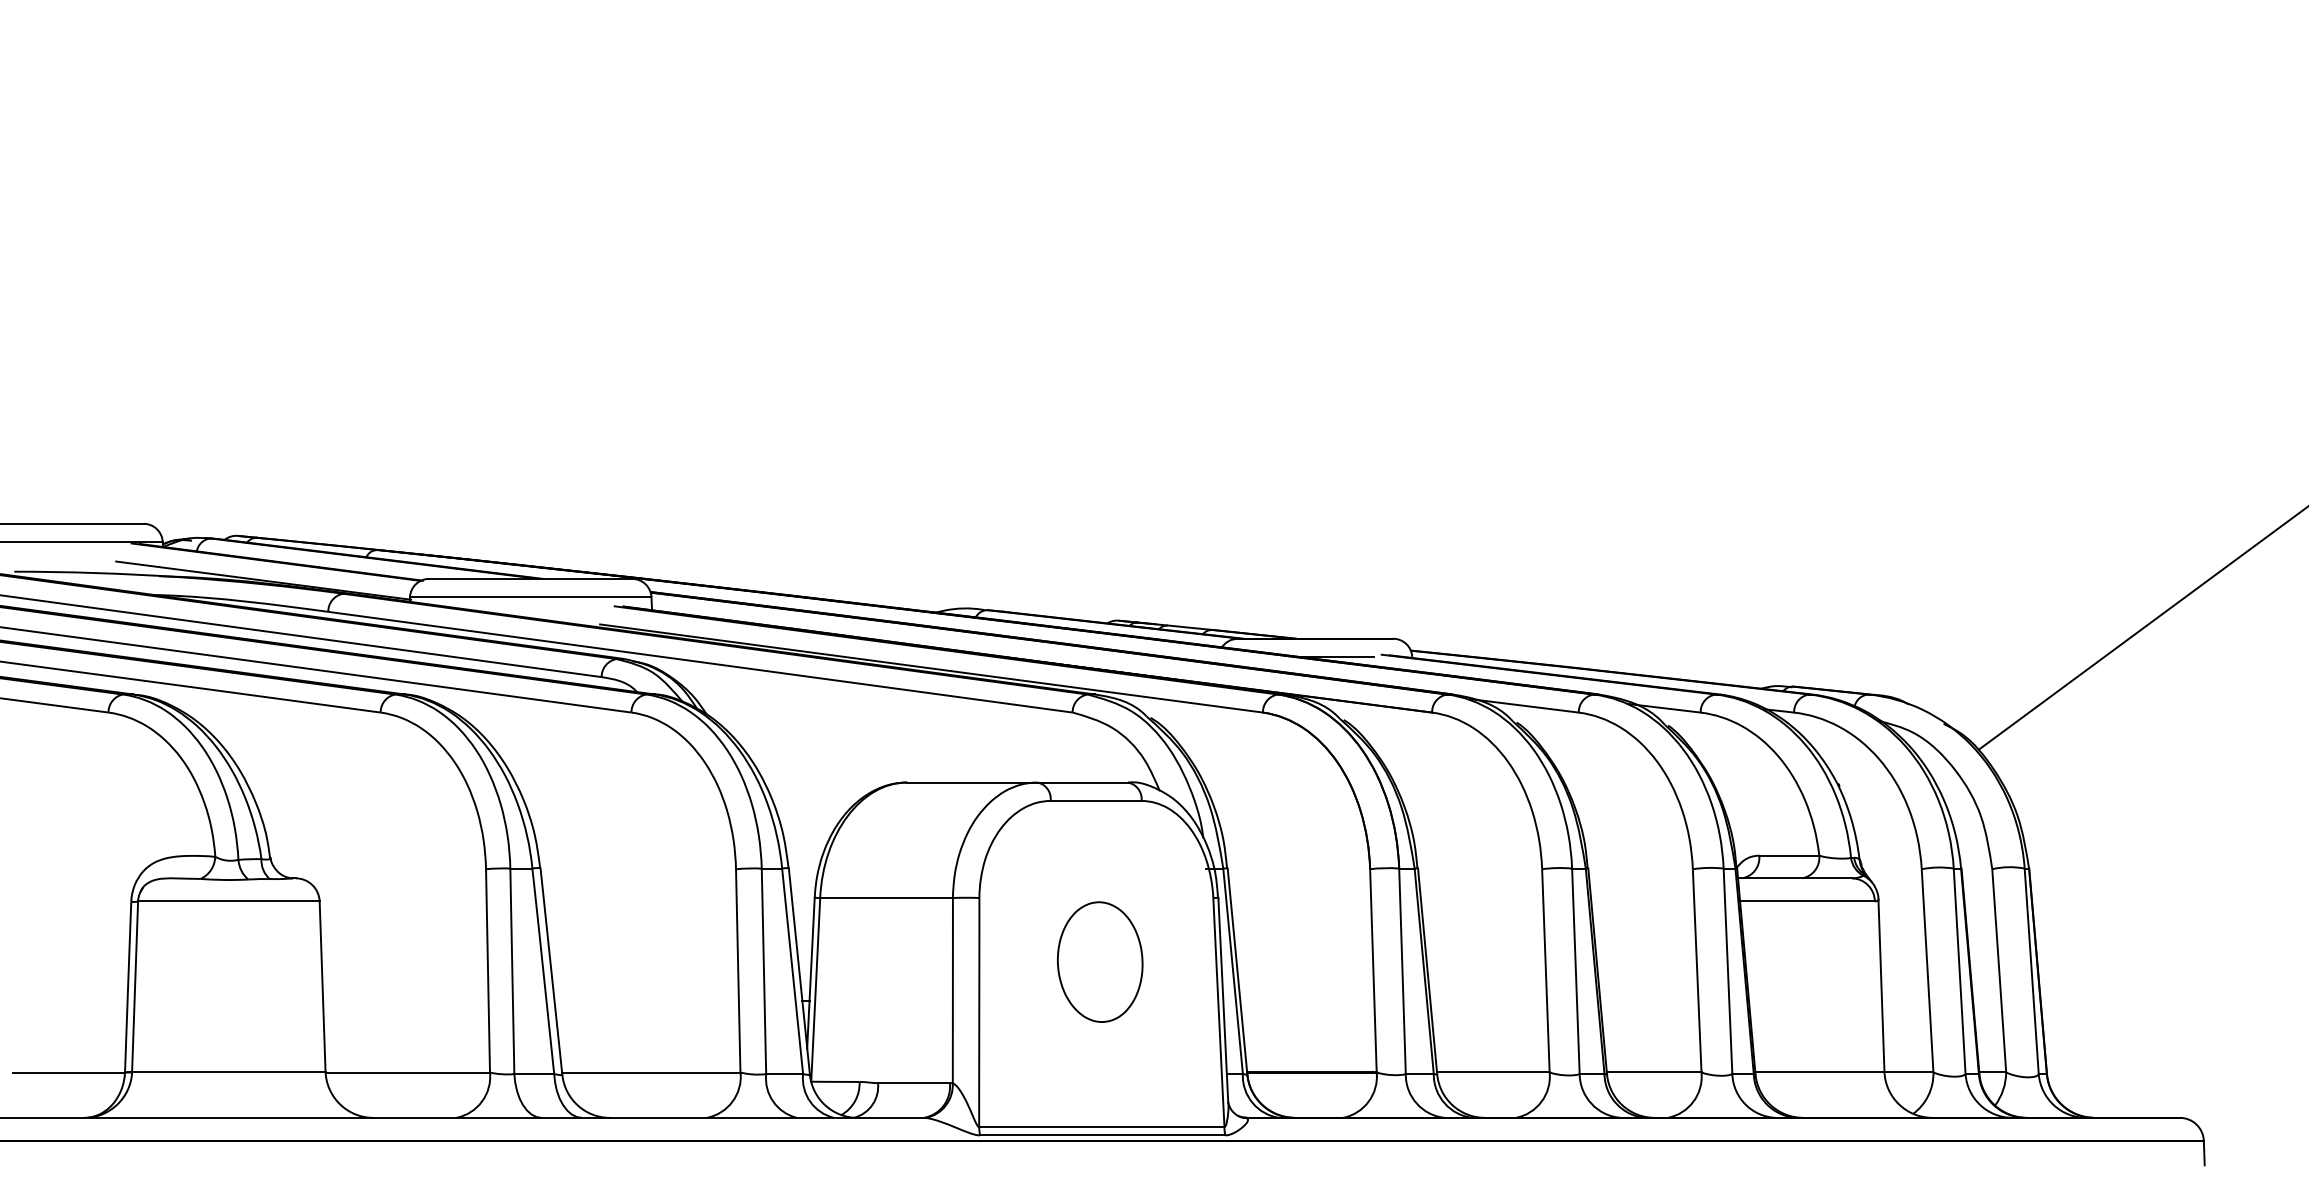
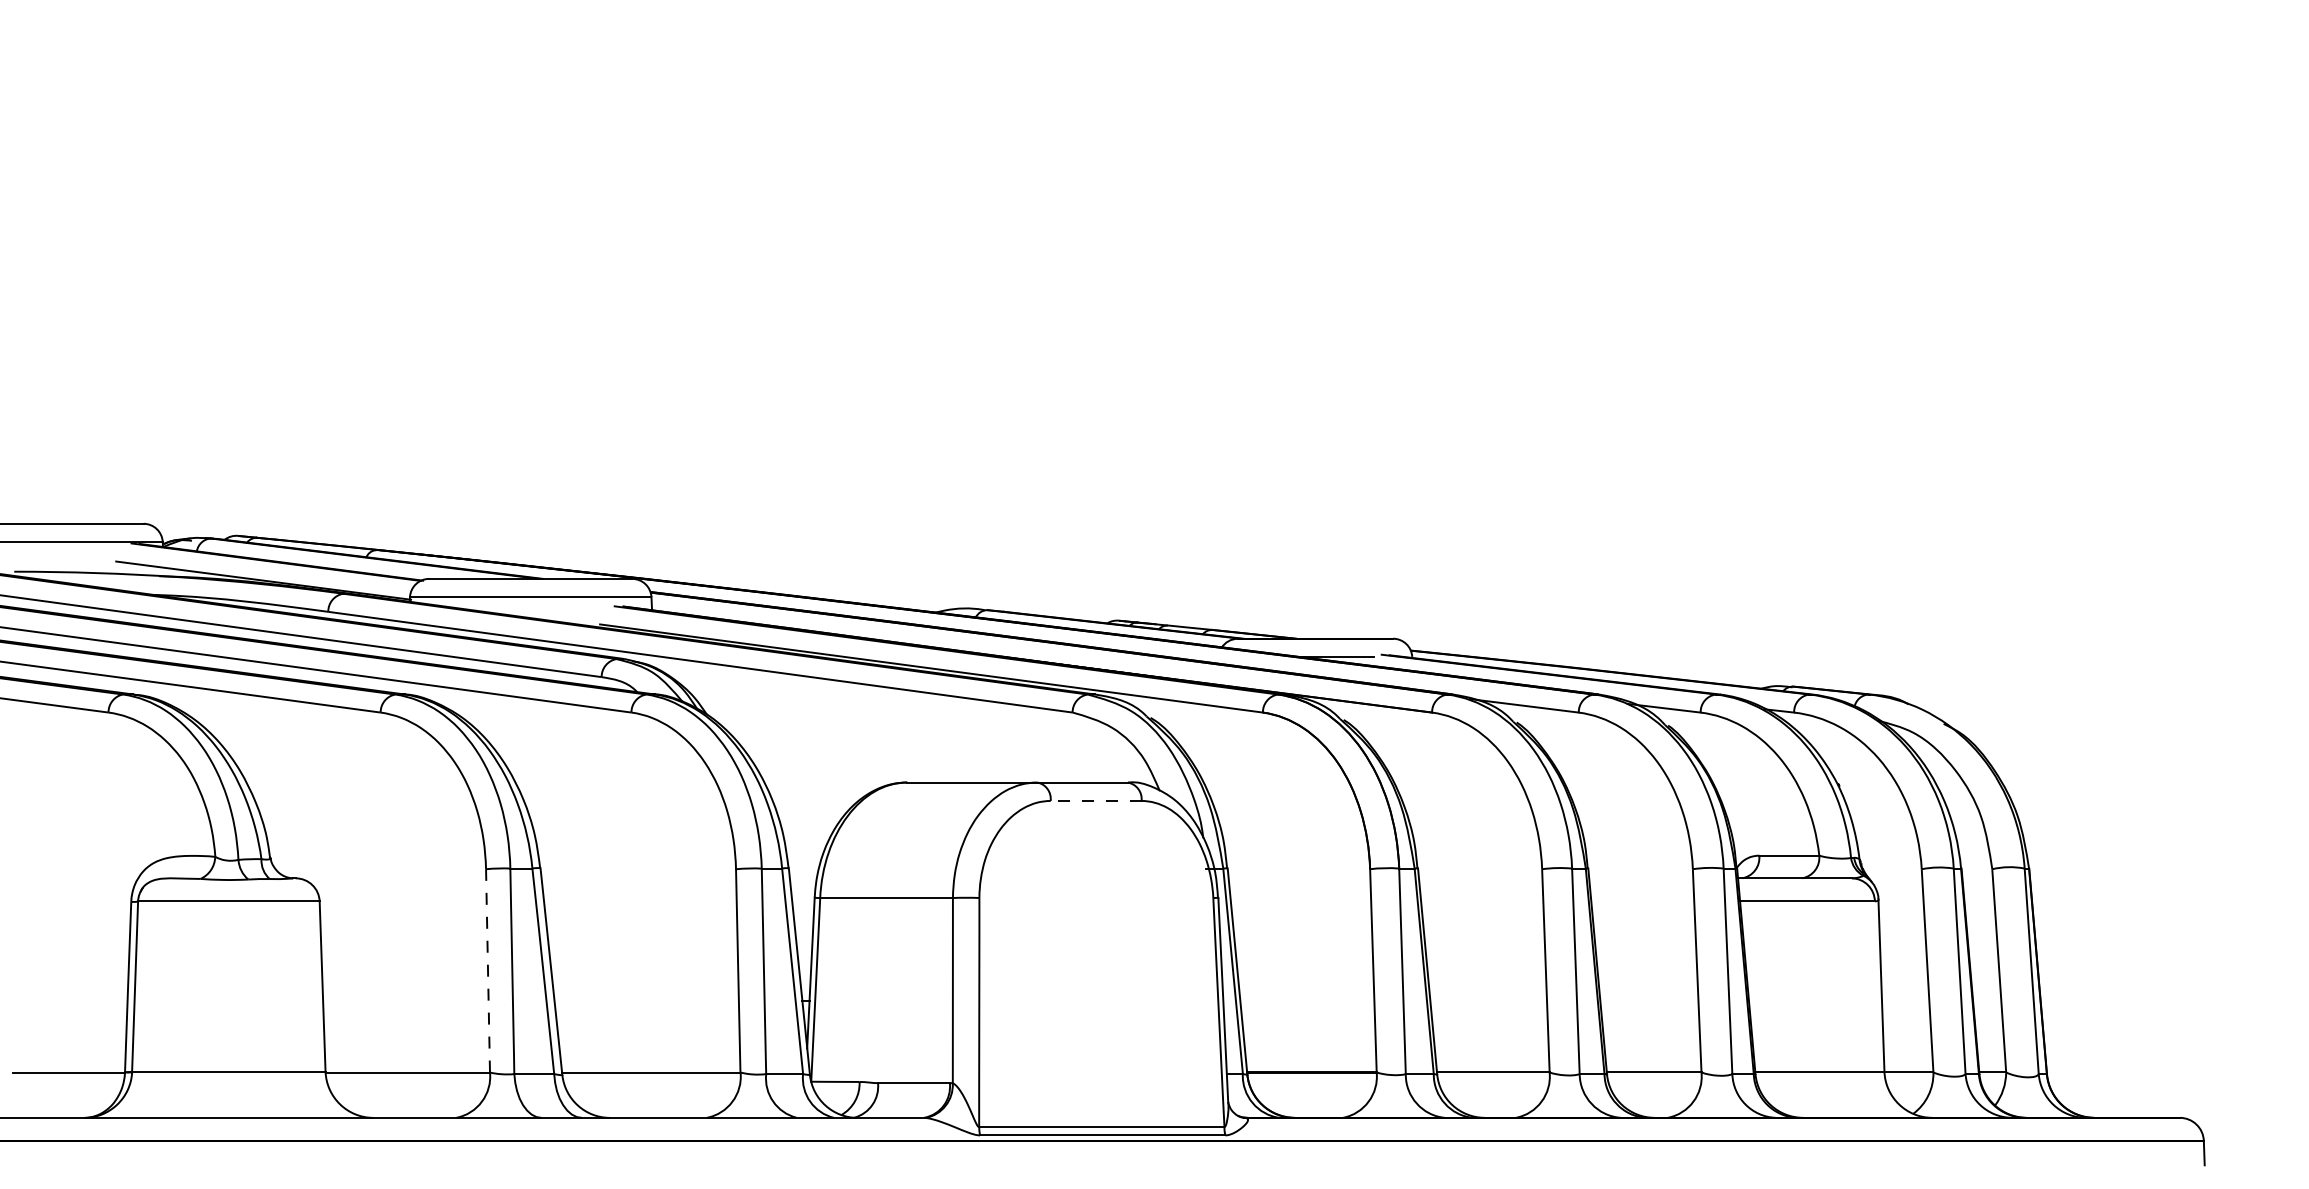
line: present -> none (2141, 628)
line: solid -> dashed (1096, 800)
part: present -> none (1099, 961)
line: solid -> dashed (488, 970)
